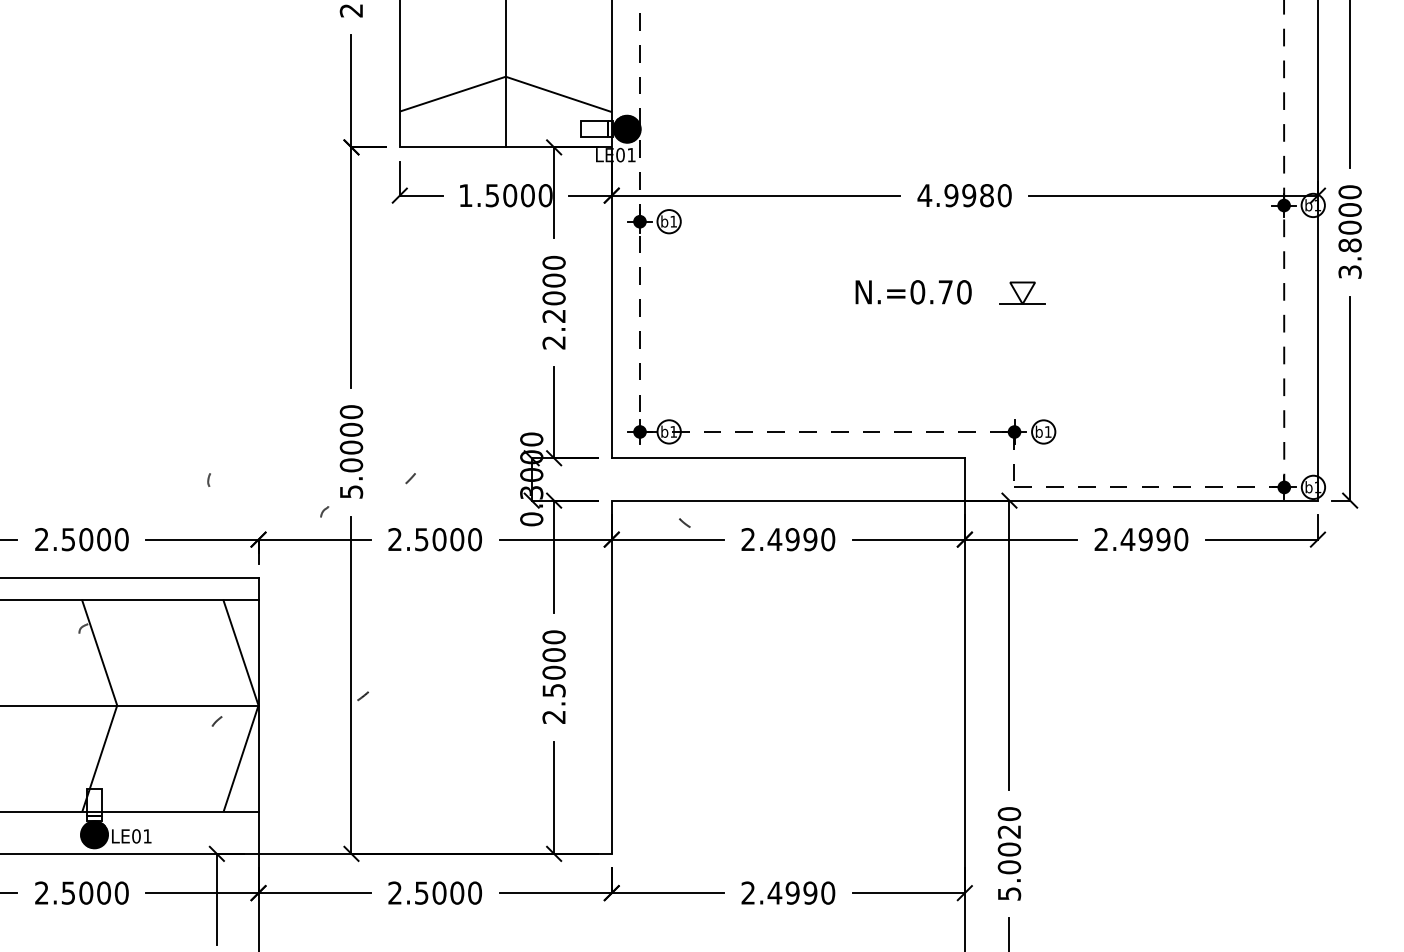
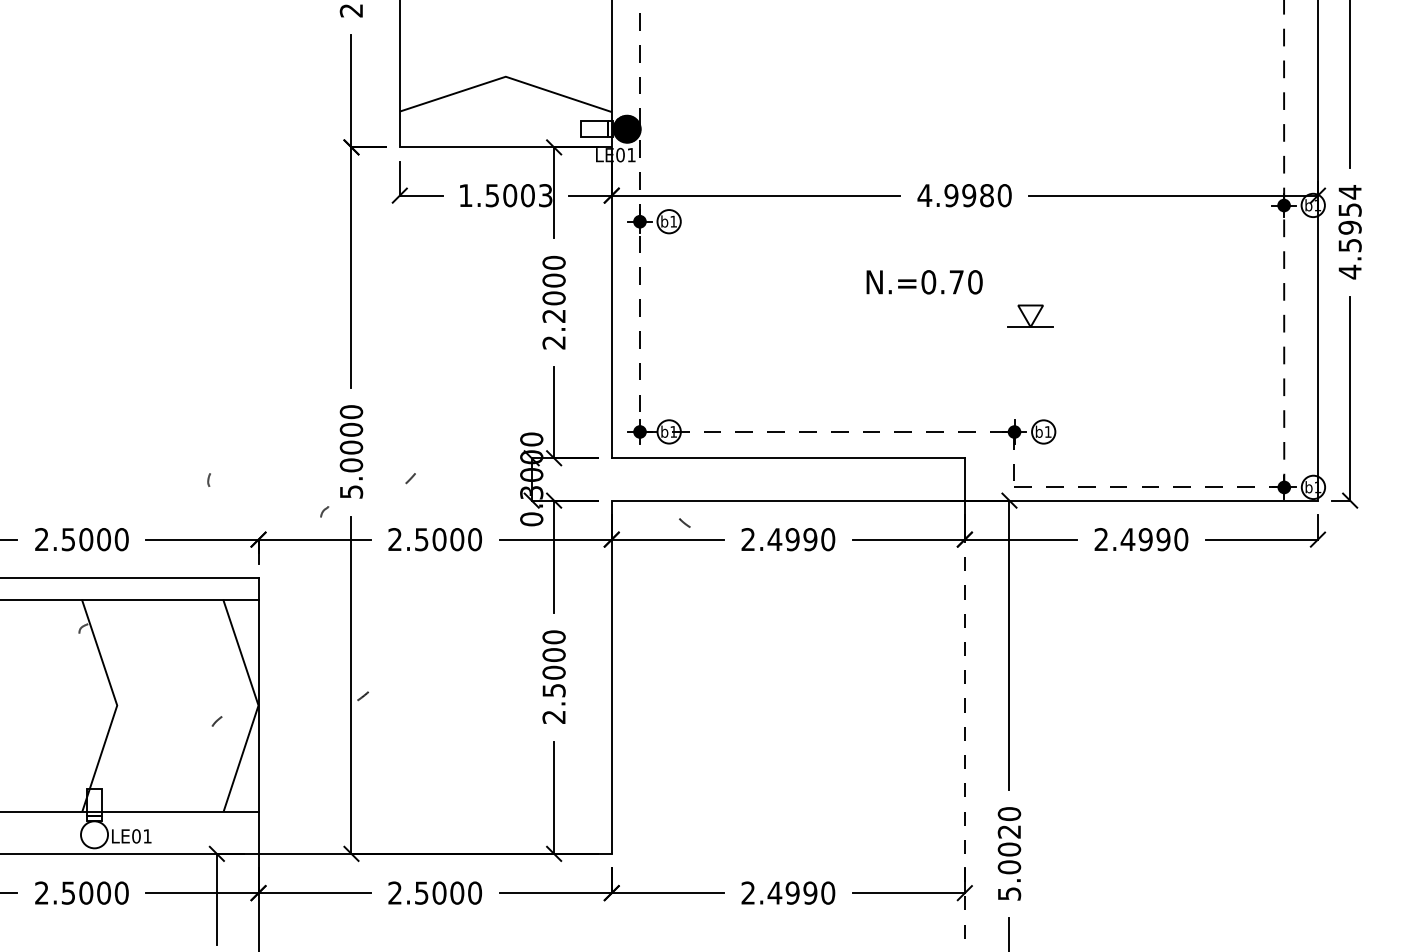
line: present -> none (505, 74)
text: 1.5000 -> 1.5003 (545, 195)
text: 3.8000 -> 4.5954 (1349, 232)
text position: (913, 292) -> (924, 282) (924, 282)
part position: (1022, 292) -> (1030, 315) (1030, 315)
line: present -> none (130, 705)
line: solid -> dashed (964, 726)
hatch: present -> none (93, 834)
